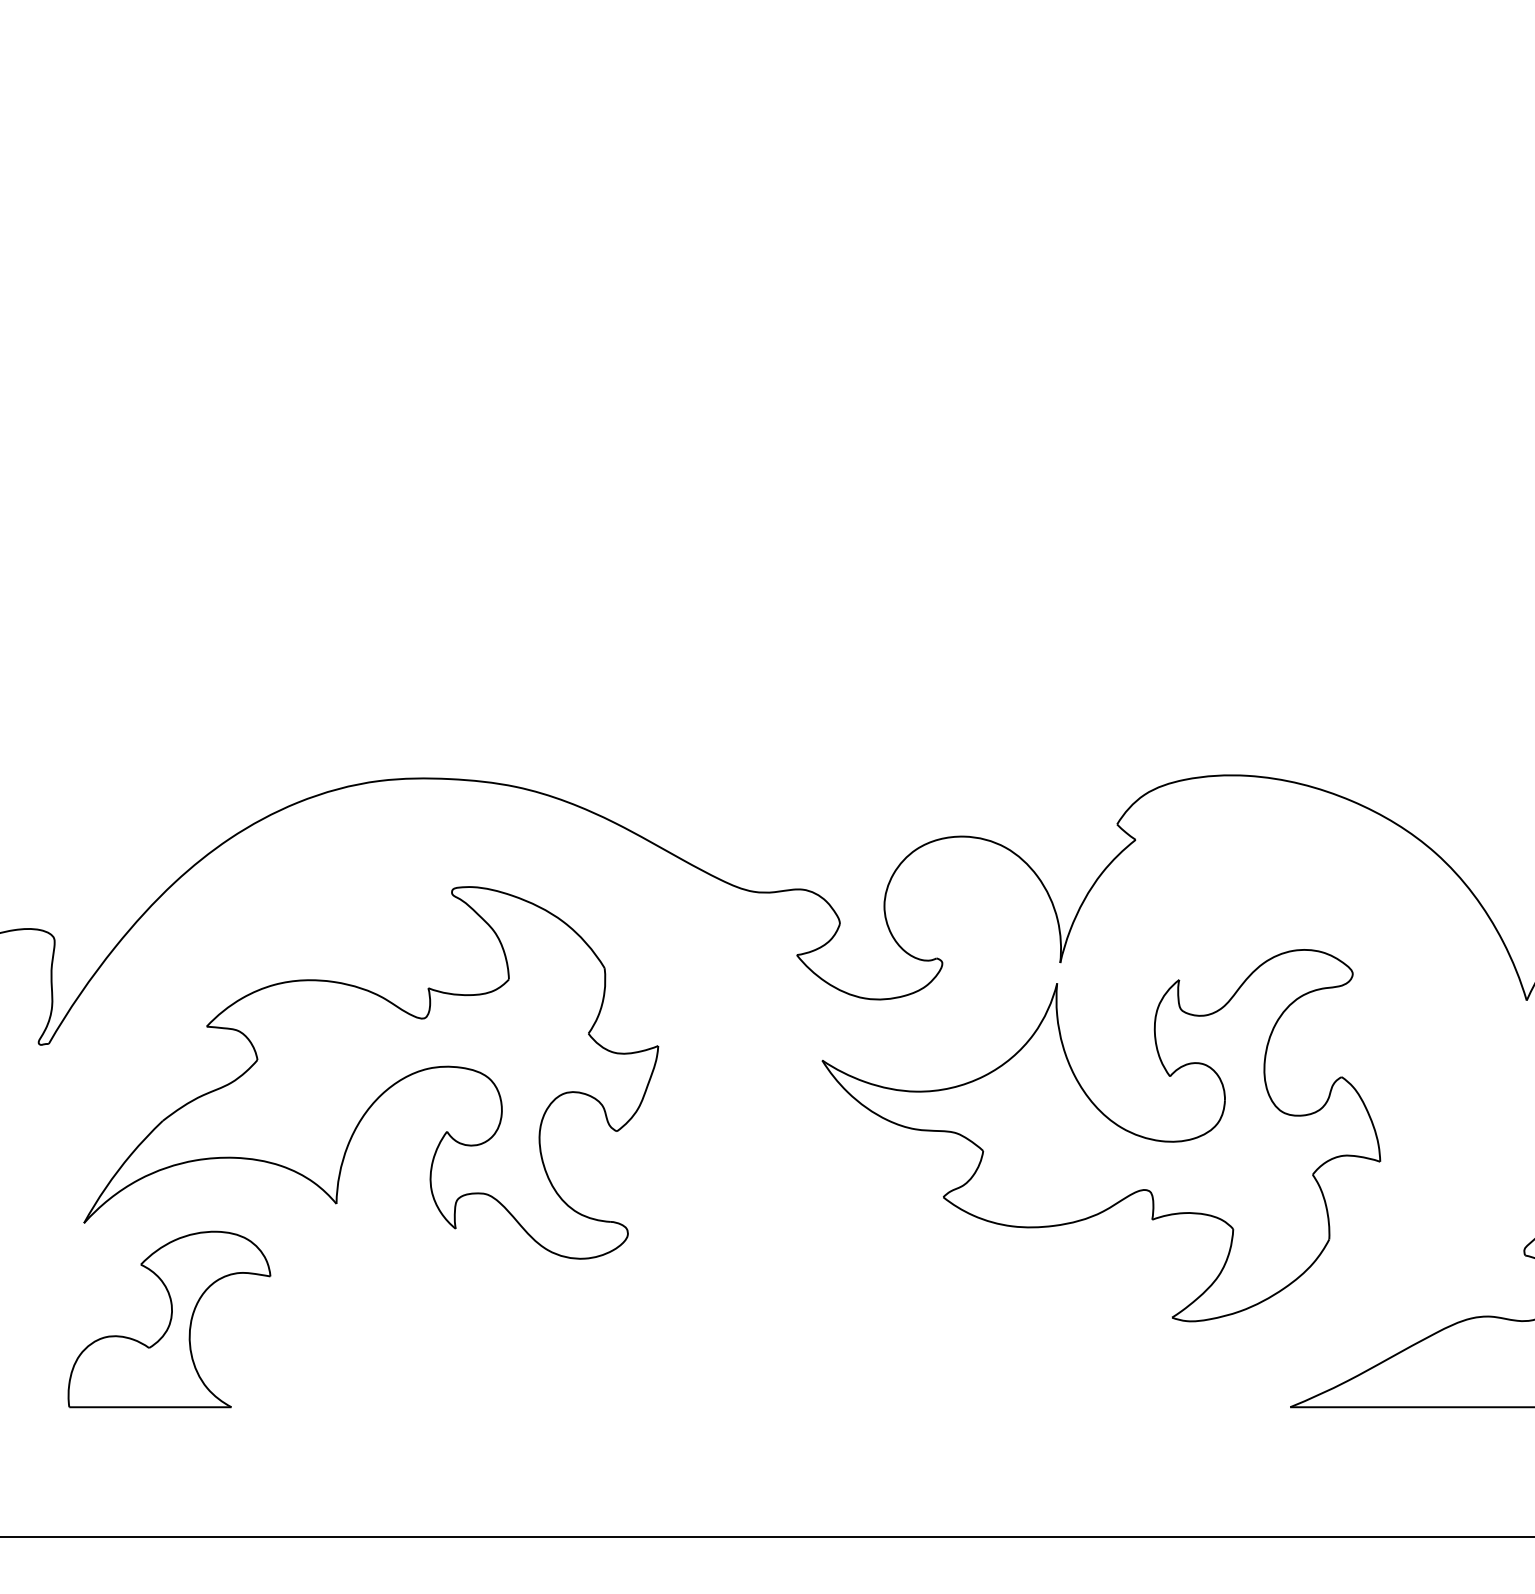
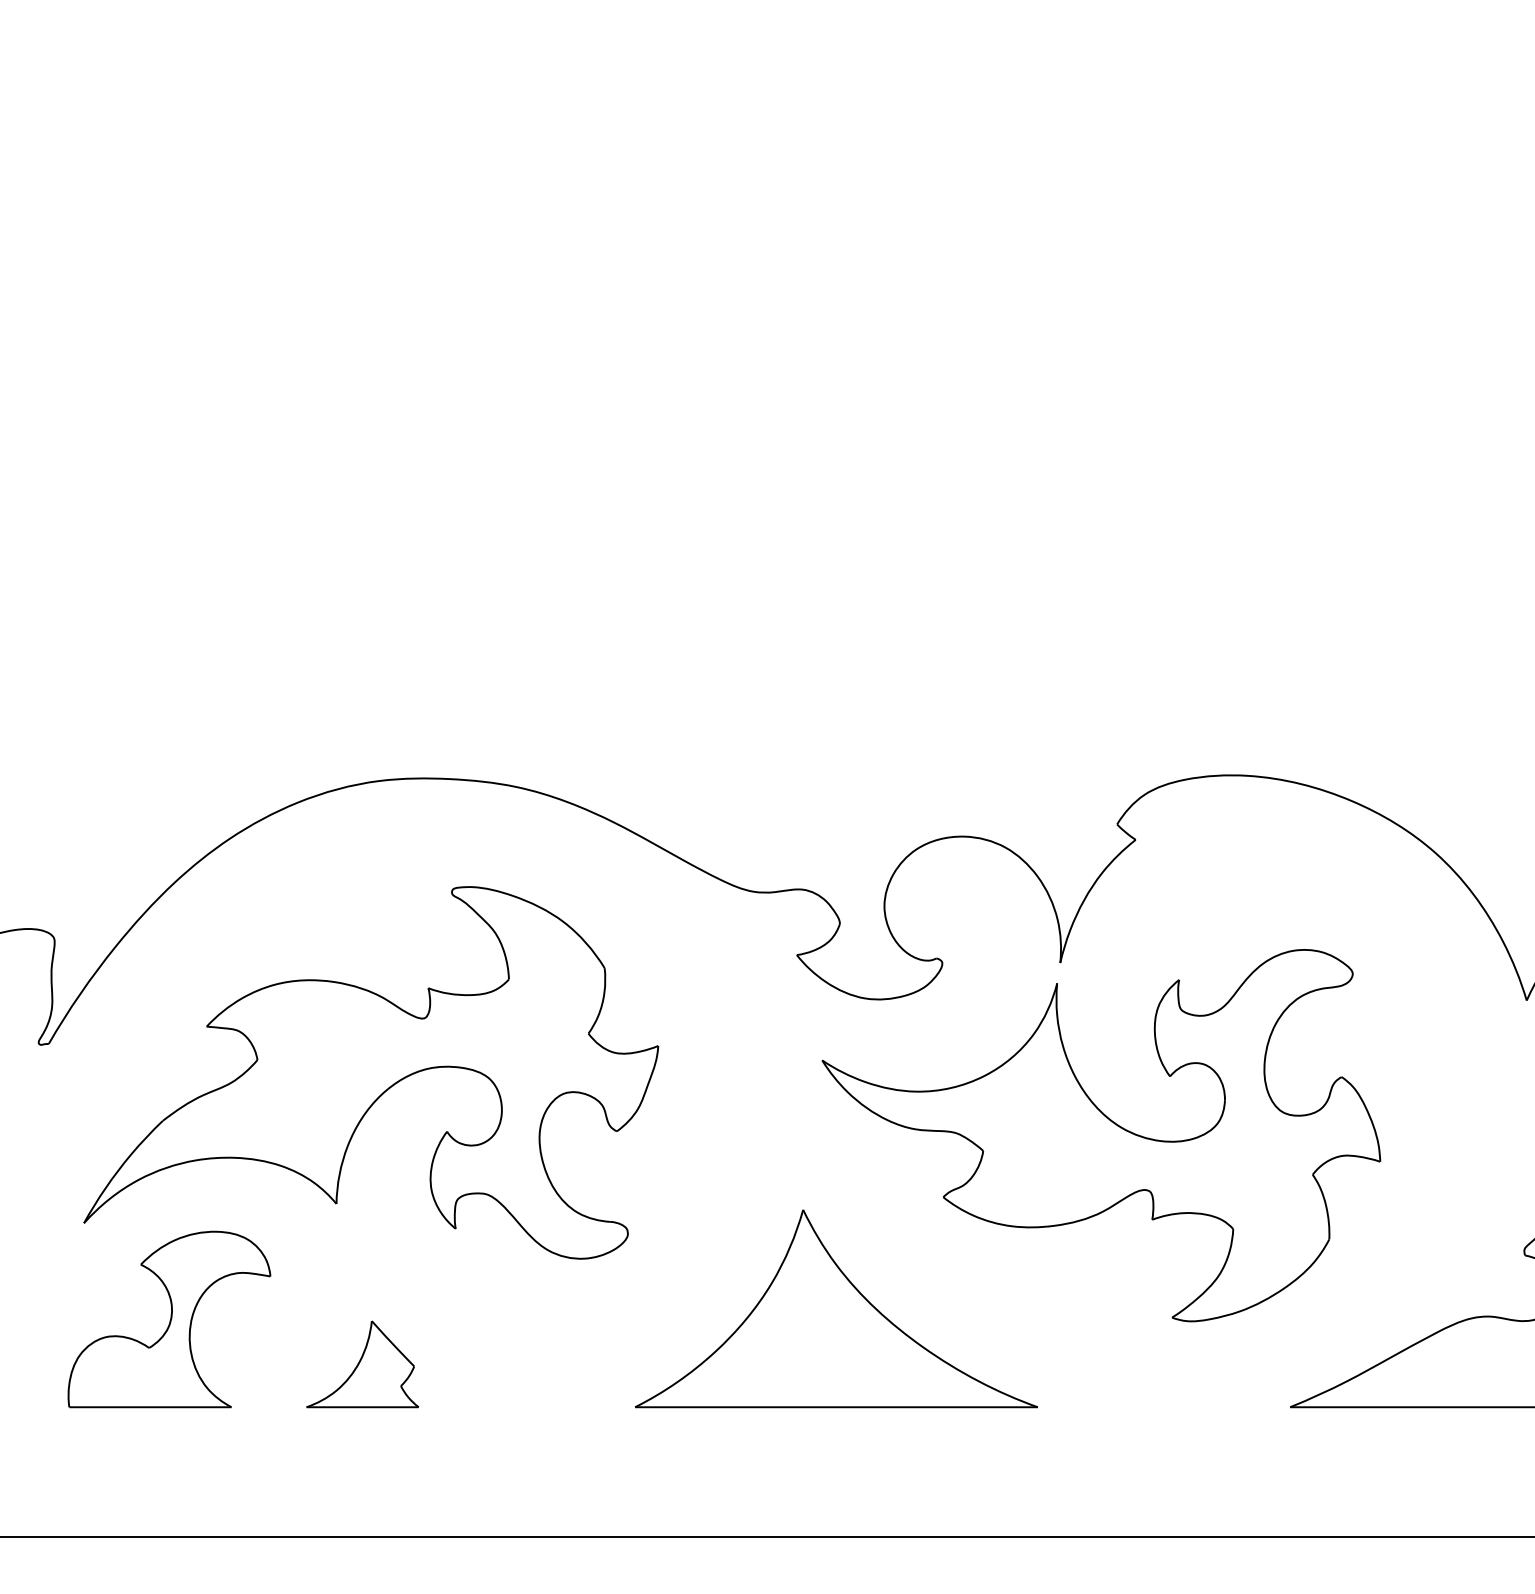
part: none -> present (836, 1308)
part: none -> present (362, 1364)
